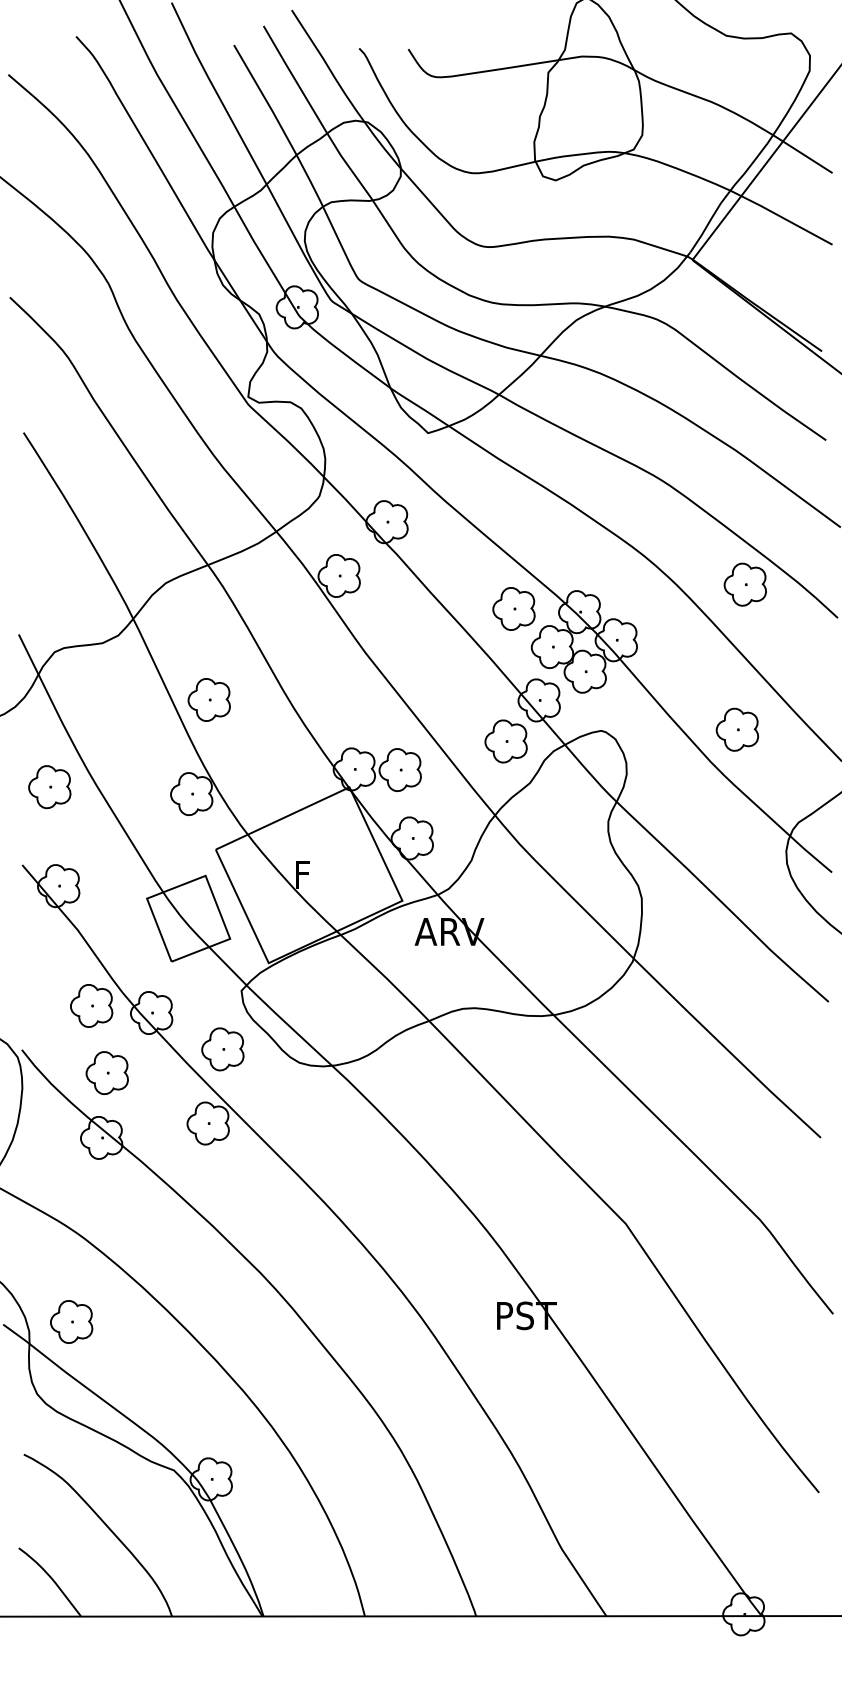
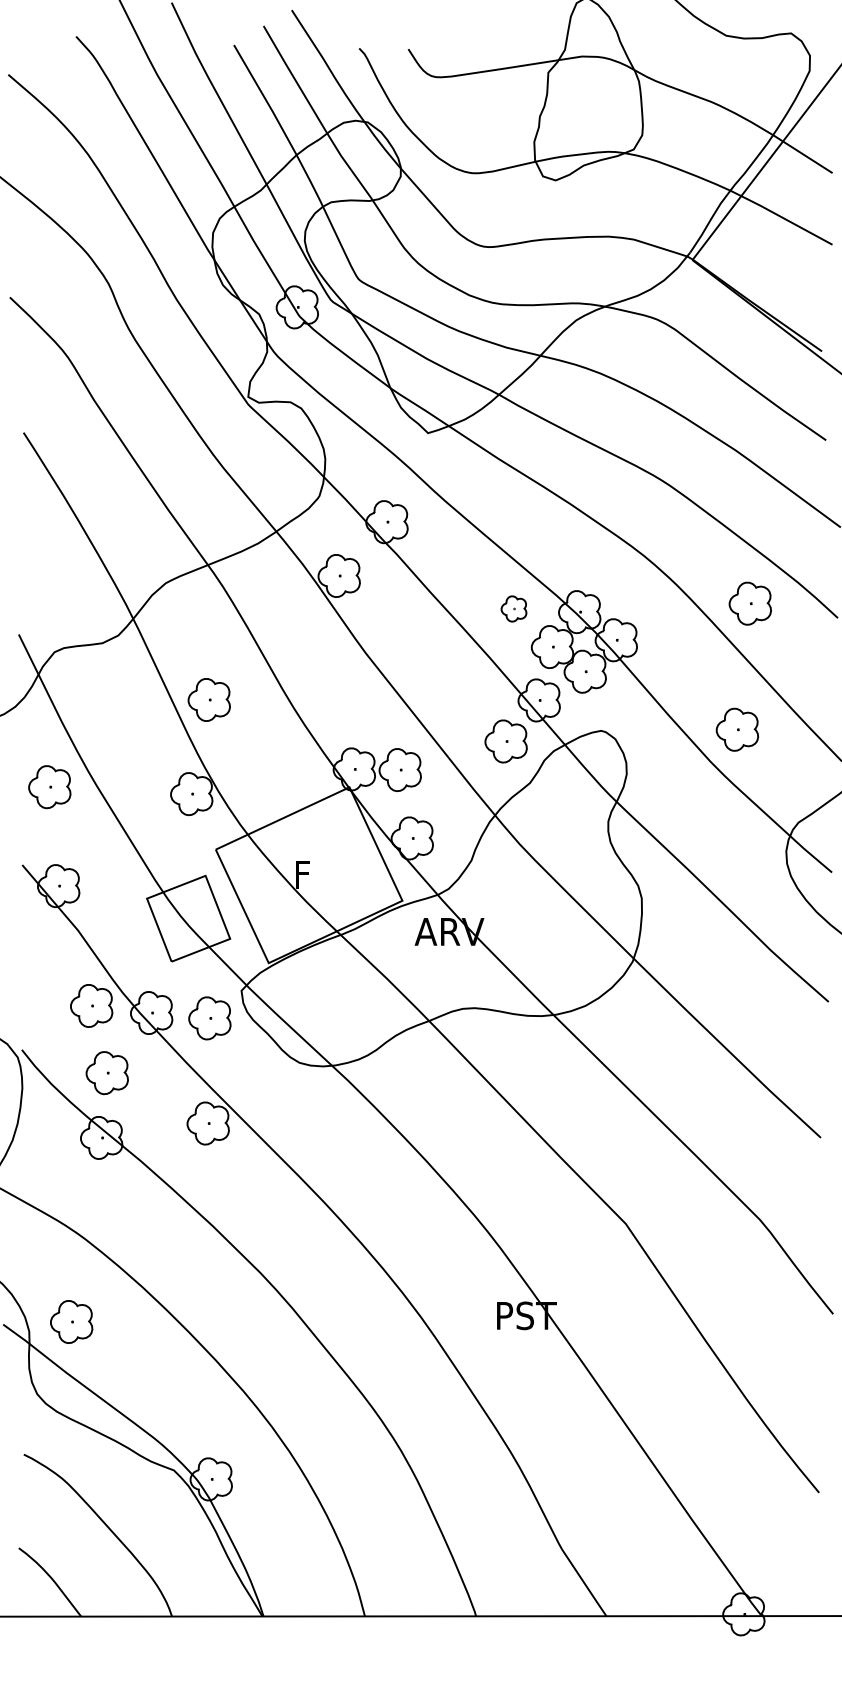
part position: (744, 584) -> (749, 603) (749, 603)
part size: 44x44 px -> 28x28 px (513, 608)
part position: (222, 1049) -> (209, 1018) (209, 1018)
